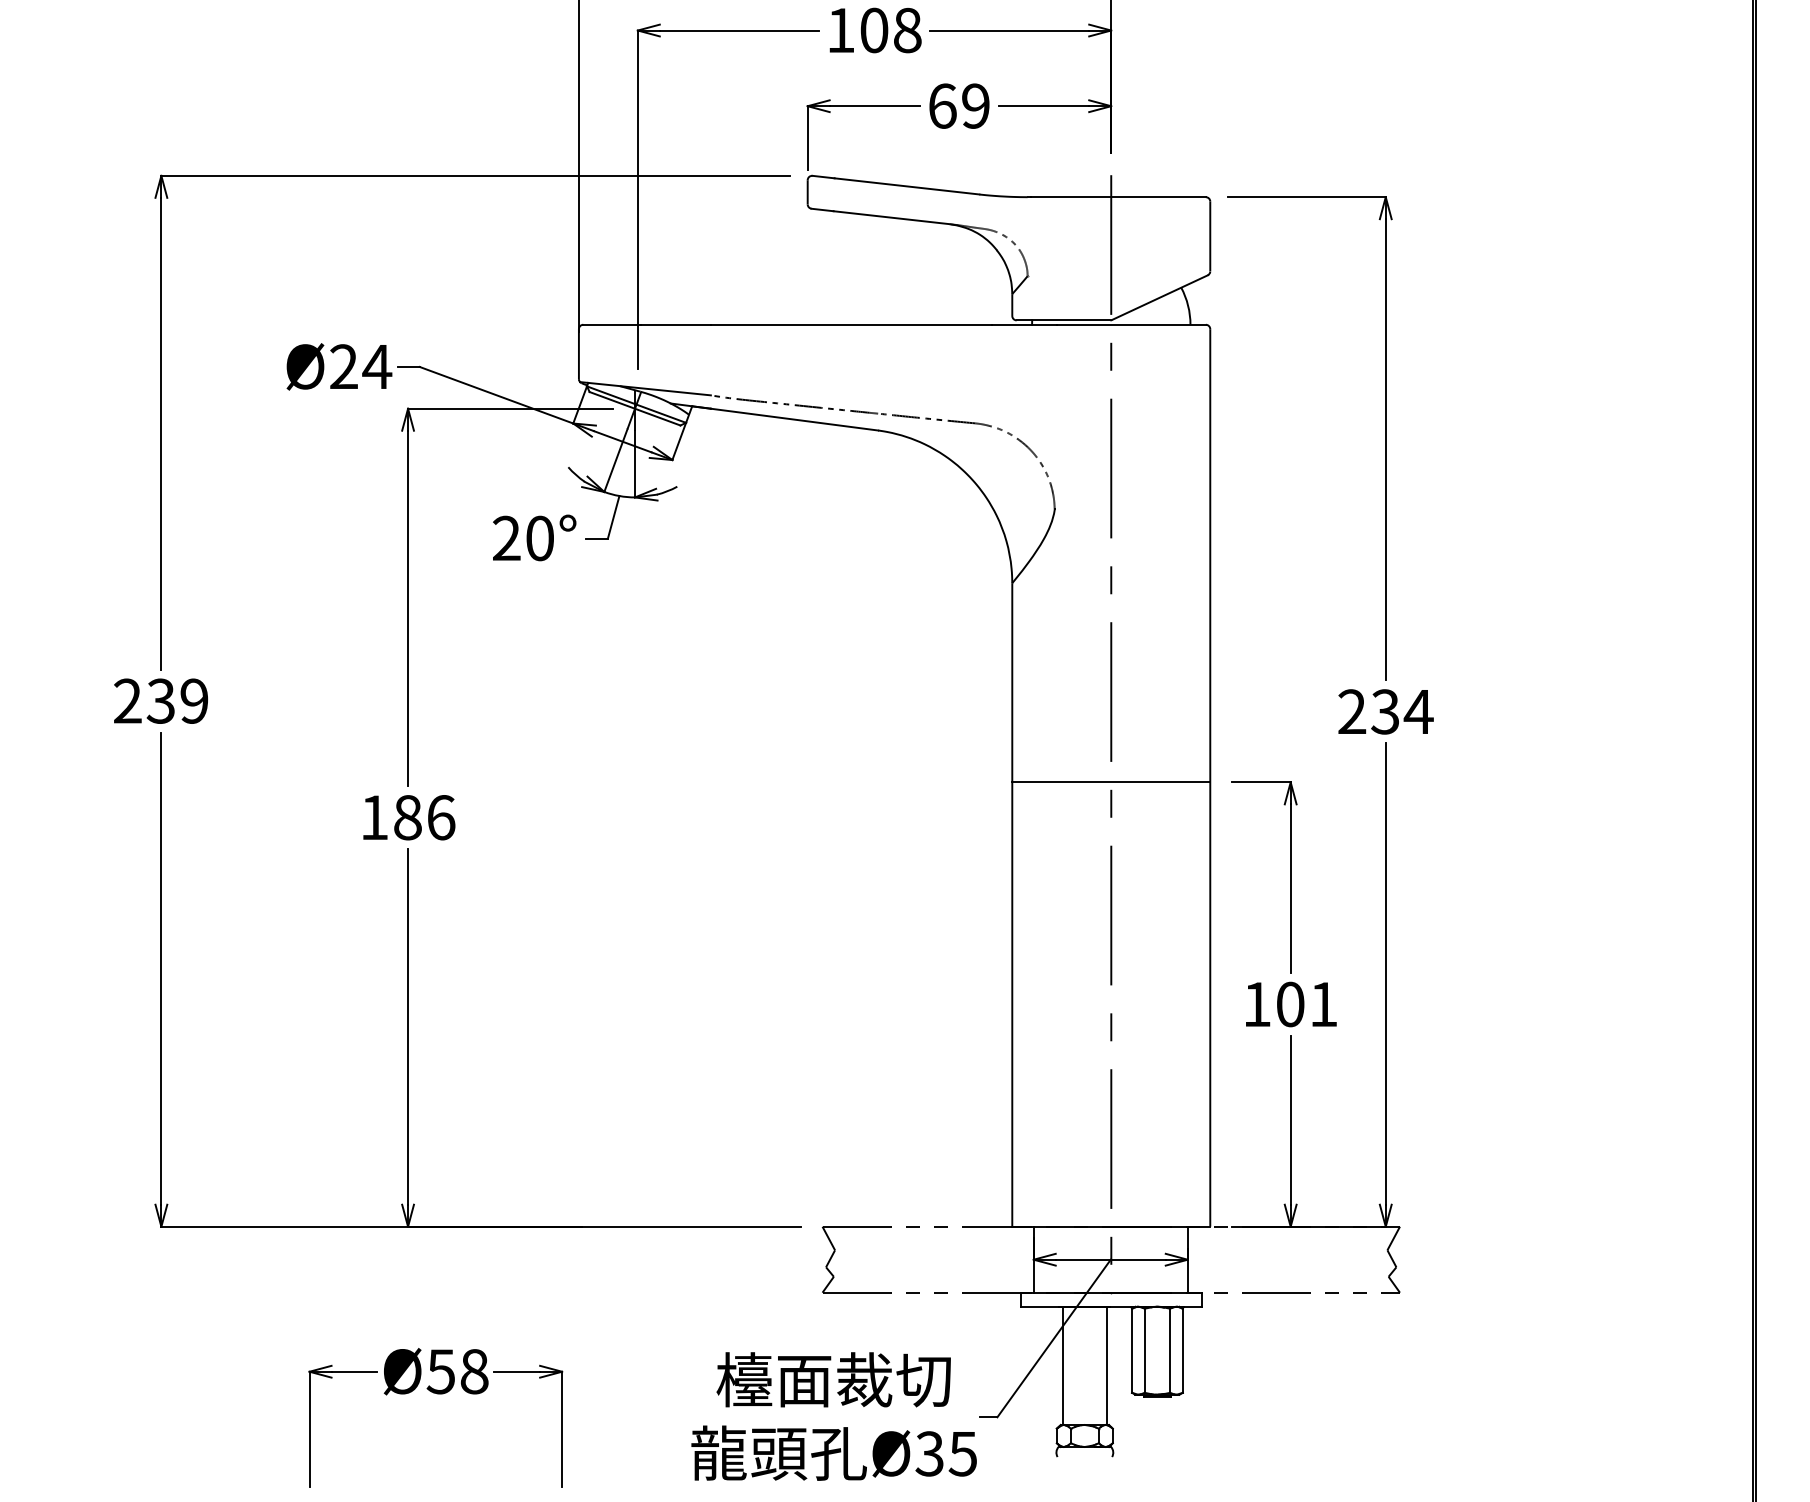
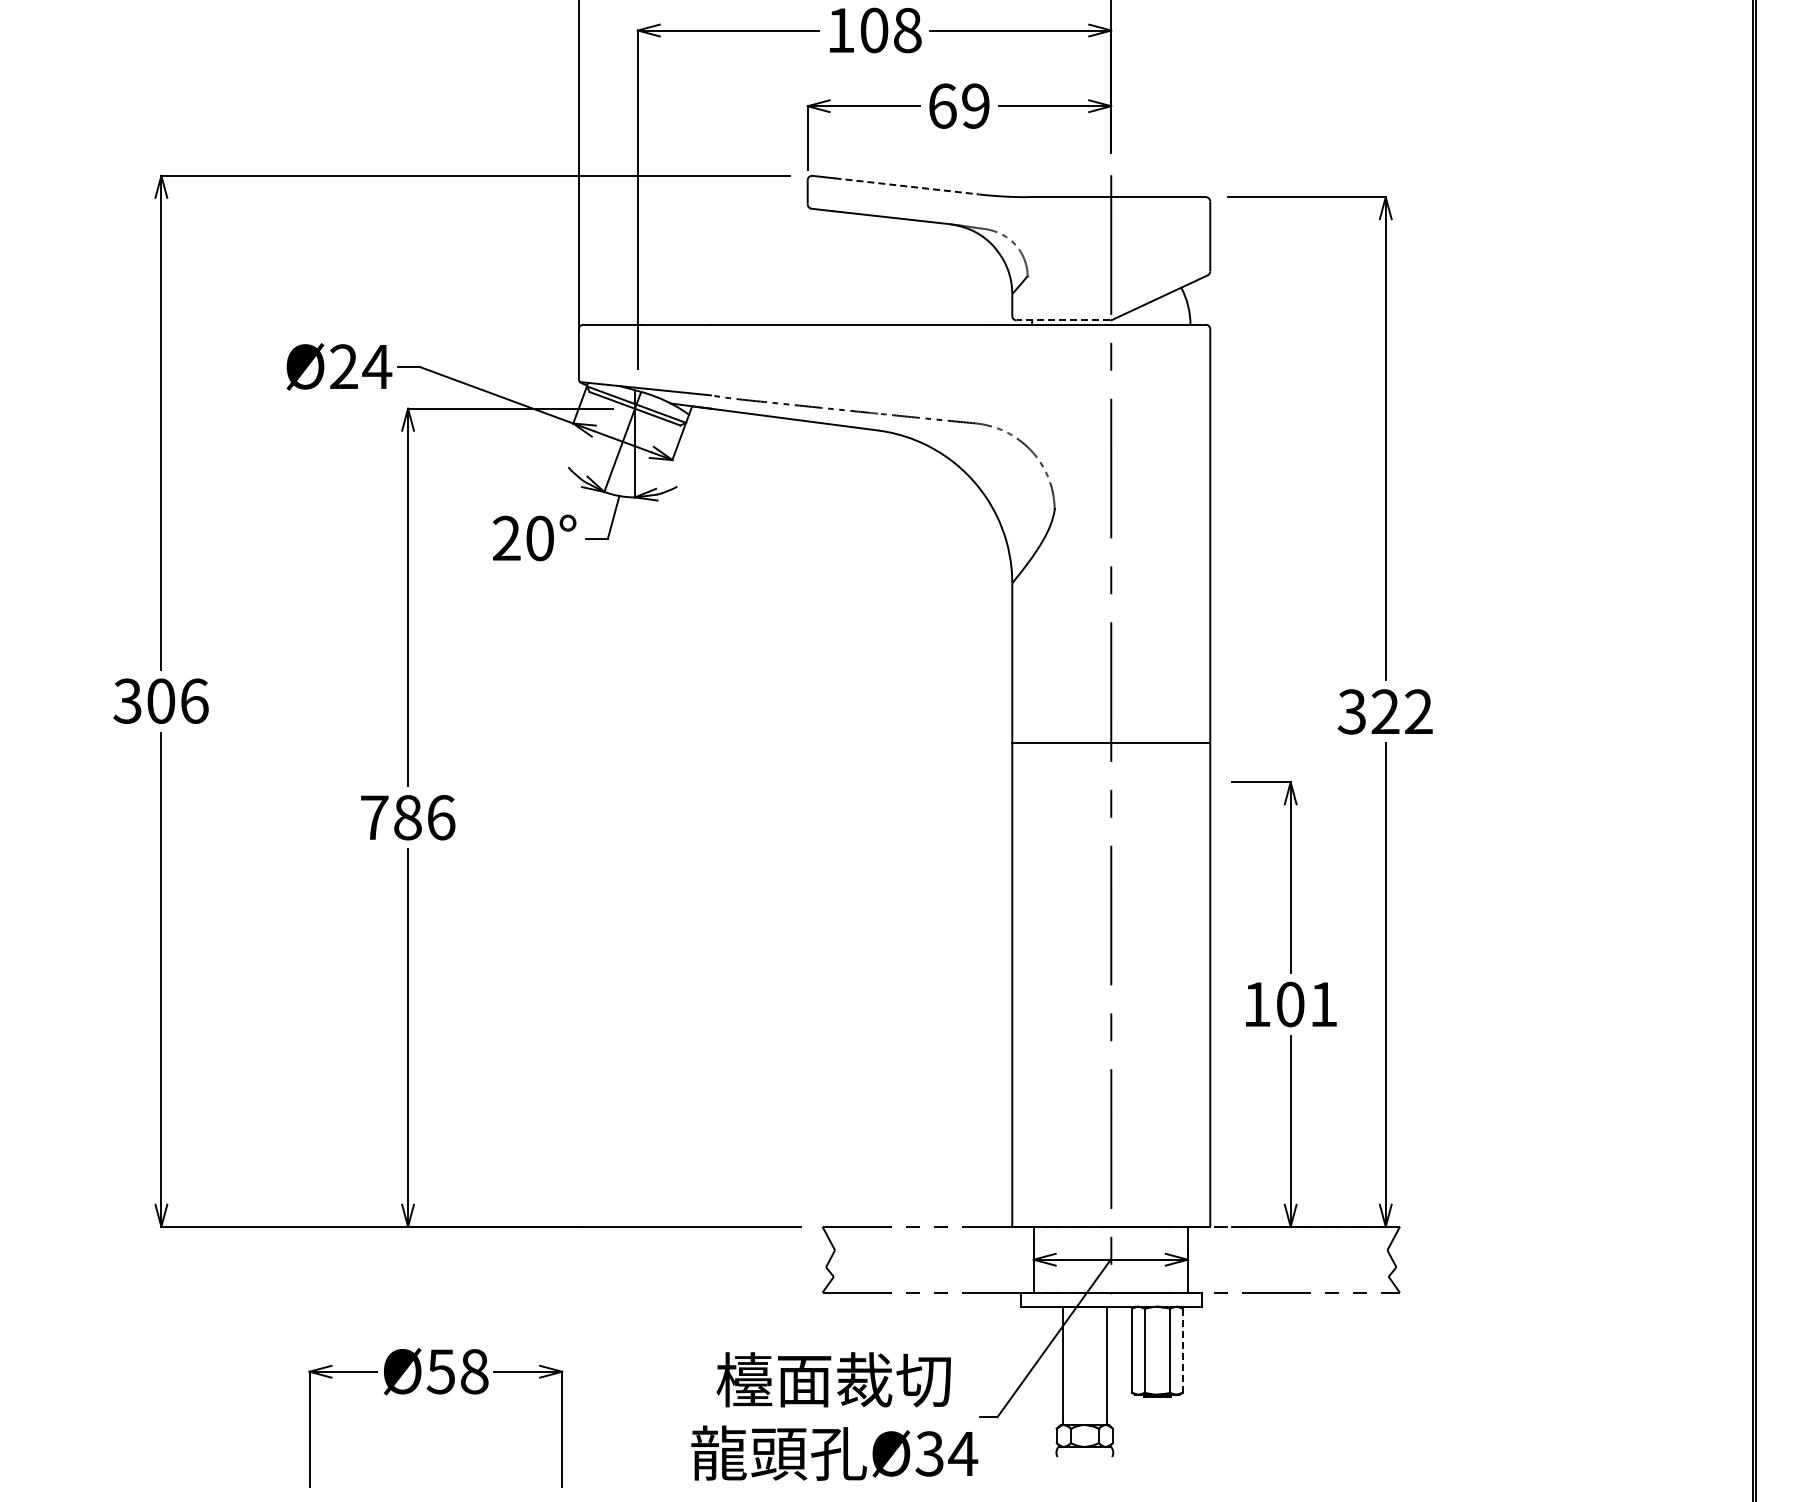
line: solid -> dashed (906, 186)
line: solid -> dashed (1063, 320)
text: 239 -> 306 (160, 700)
text: 234 -> 322 (1385, 711)
line position: (1111, 782) -> (1111, 743) (1111, 743)
text: 186 -> 786 (374, 817)
line: solid -> dashed (1182, 1350)
text: 35 -> 34 (963, 1454)
